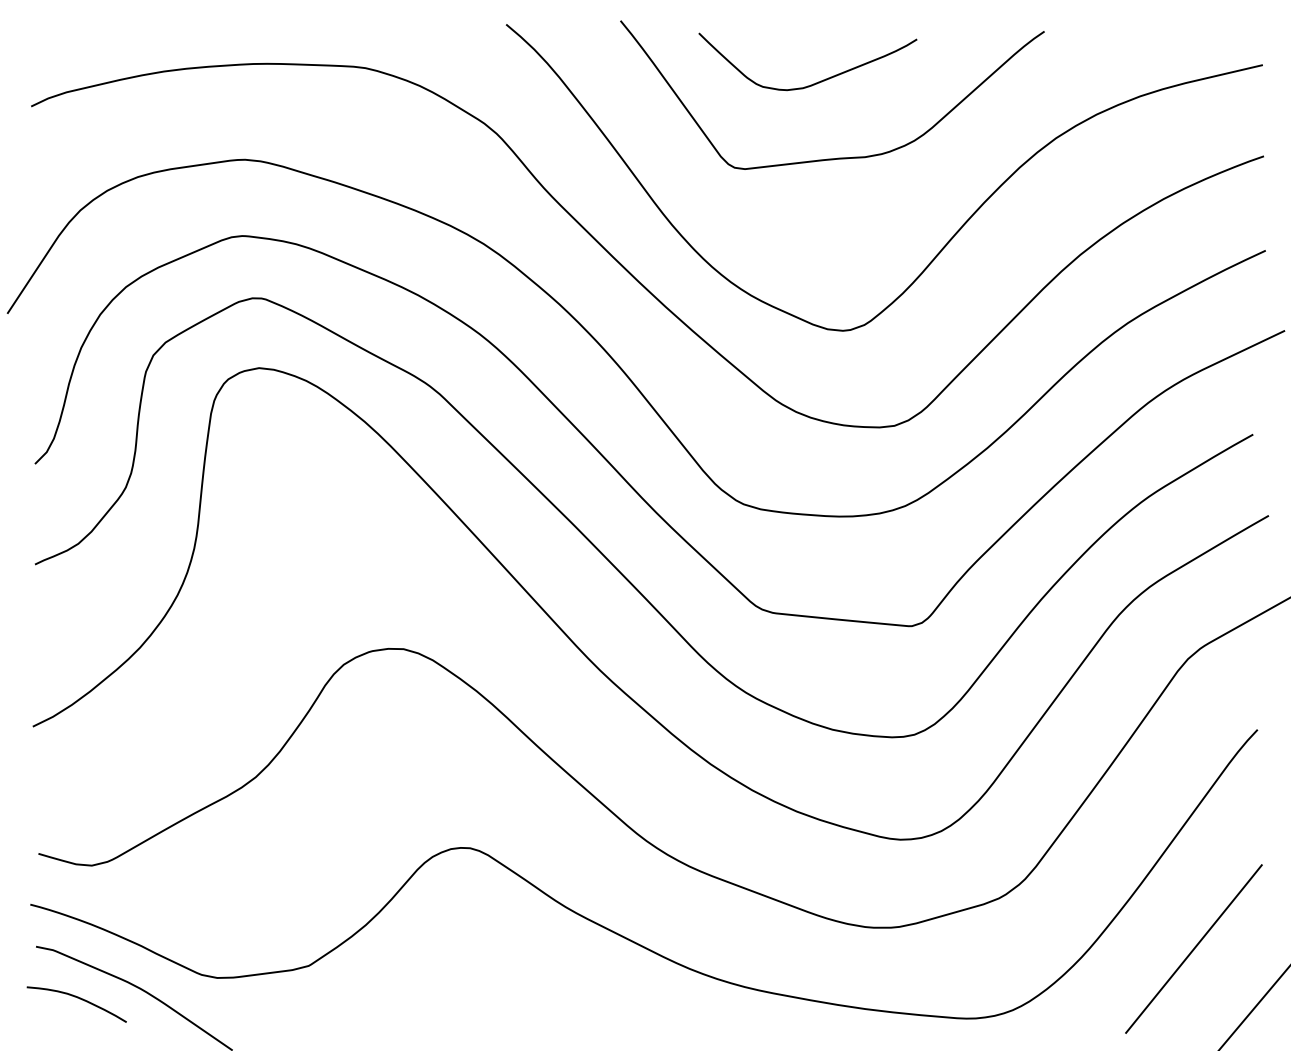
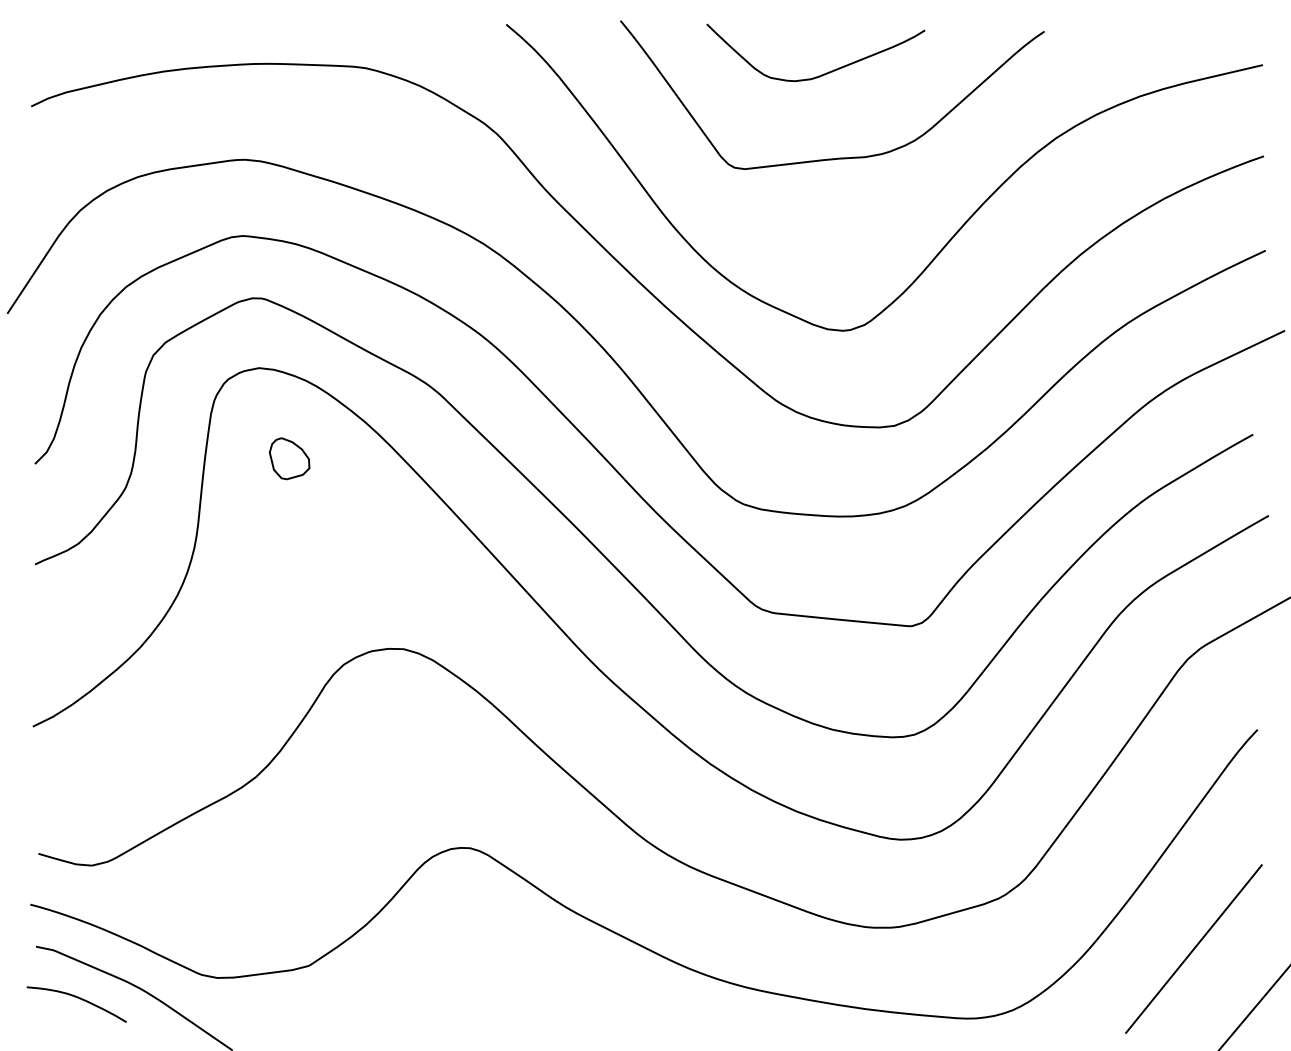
curve position: (815, 82) -> (823, 73) (823, 73)
part: none -> present (289, 458)
